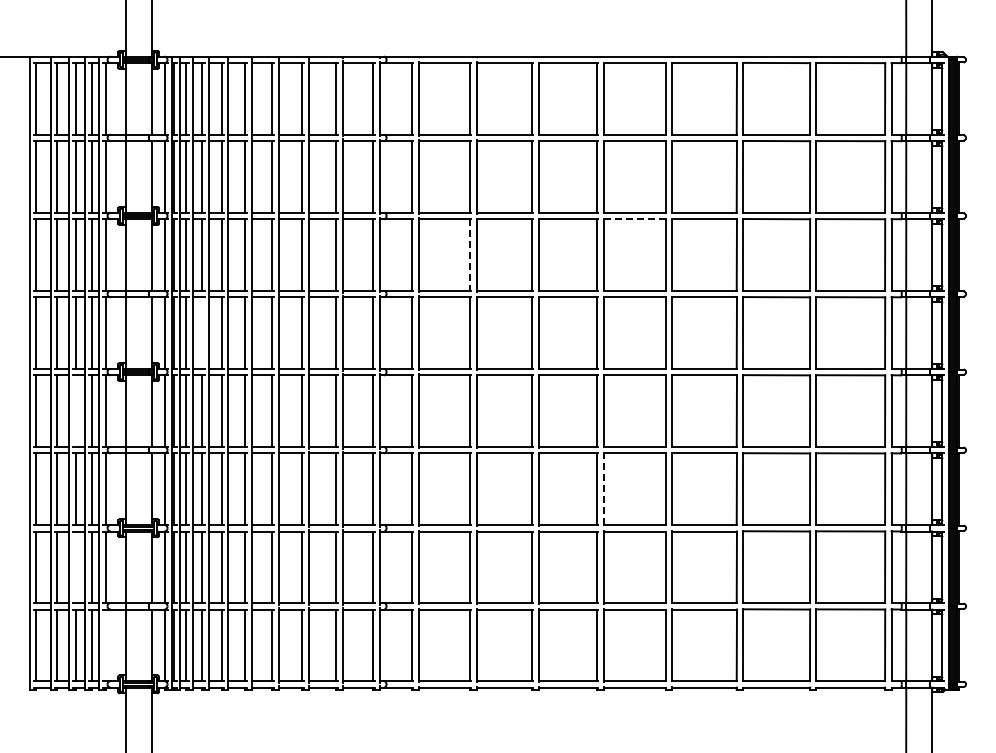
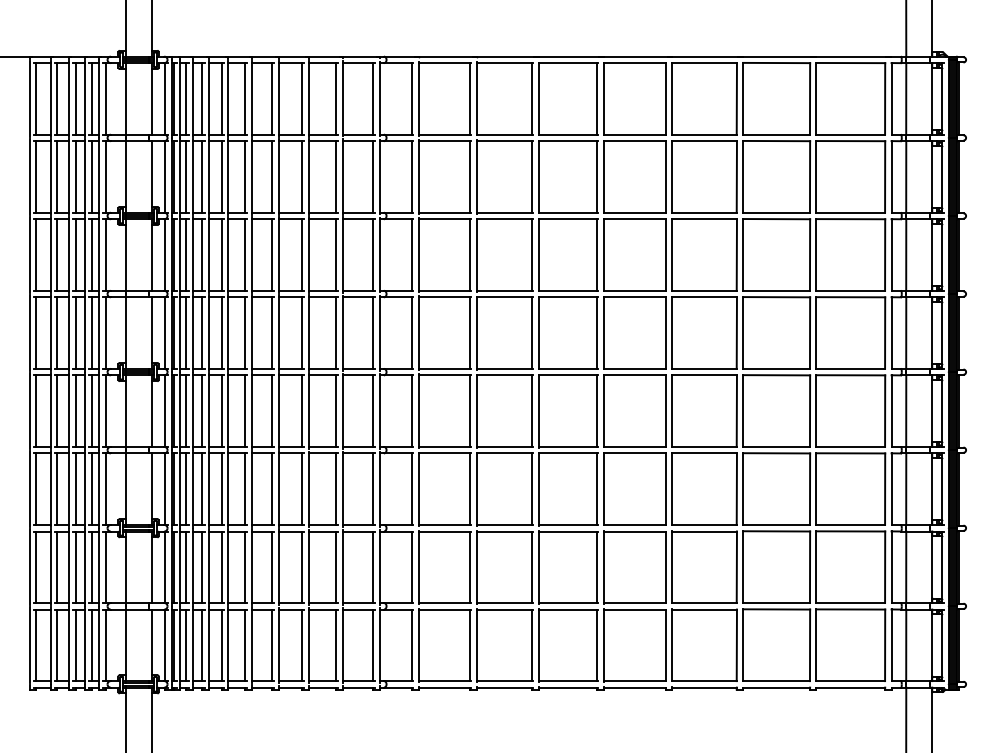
line: dashed -> solid (635, 219)
line: dashed -> solid (470, 255)
line: none -> present (202, 332)
line: none -> present (75, 410)
line: dashed -> solid (603, 488)
line: none -> present (75, 567)
line: none -> present (105, 645)
